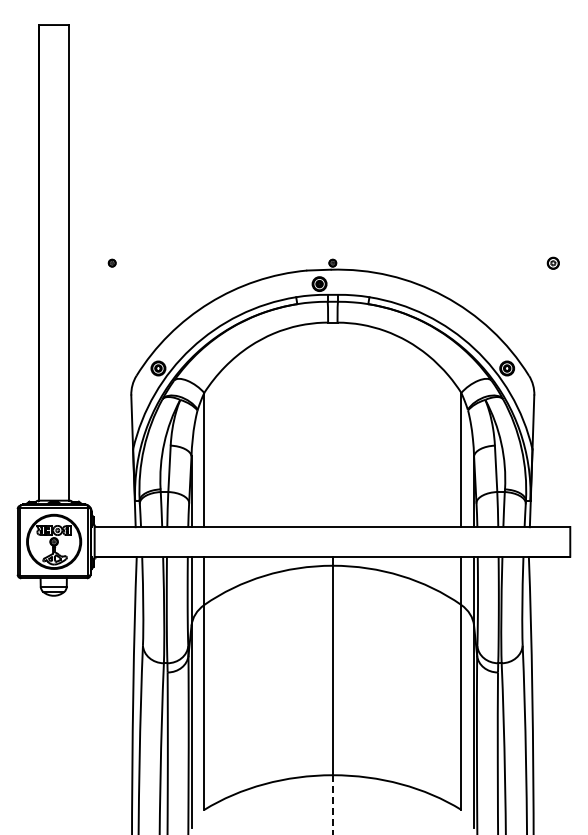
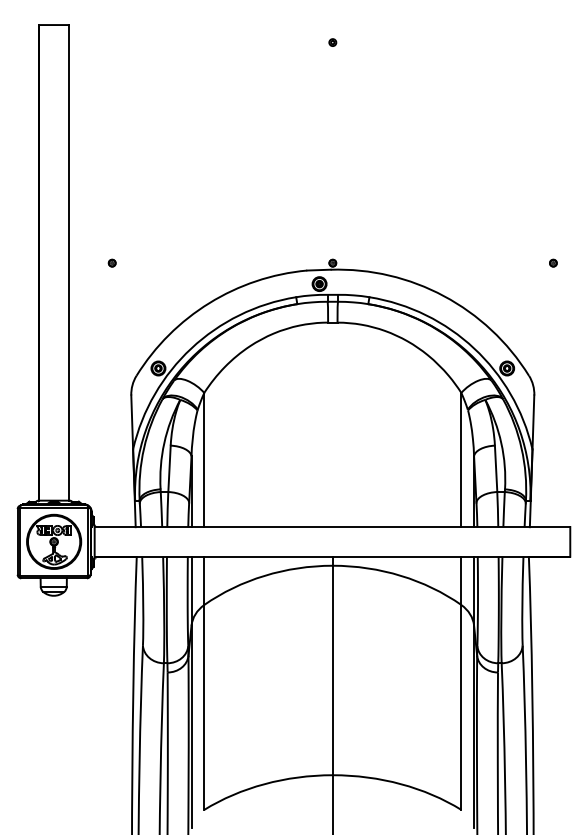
part: none -> present (332, 42)
part size: 14x14 px -> 9x10 px (553, 262)
line: dashed -> solid (332, 805)
